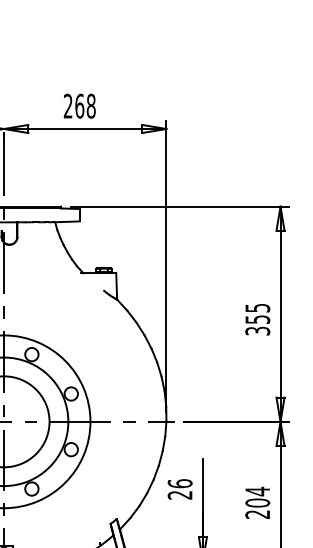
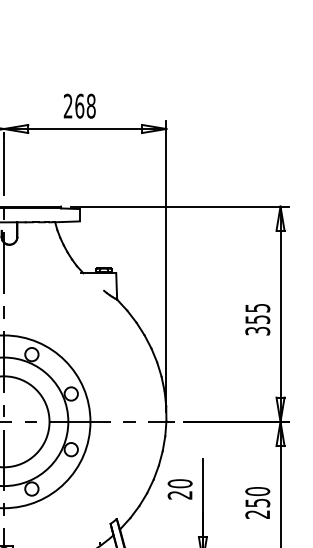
text: 26 -> 20 (179, 483)
text: 204 -> 250 (257, 496)
